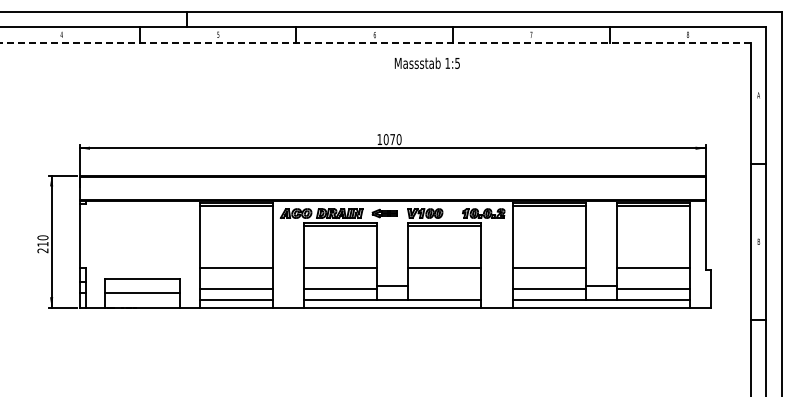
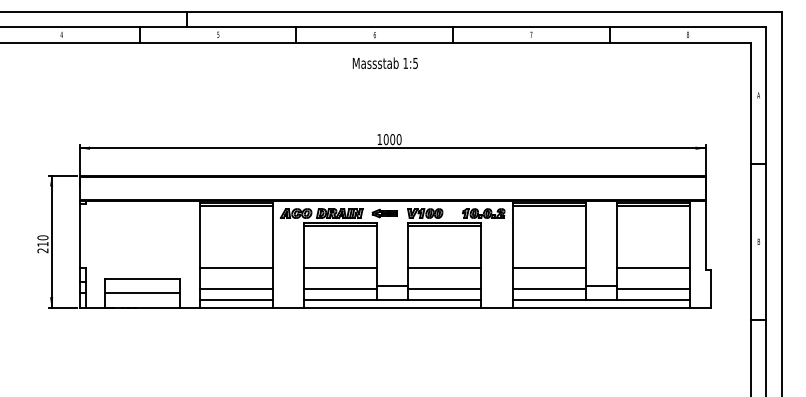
line: dashed -> solid (374, 43)
text position: (426, 62) -> (384, 62) (384, 62)
text: 1070 -> 1000 (392, 139)
line: none -> present (444, 288)
